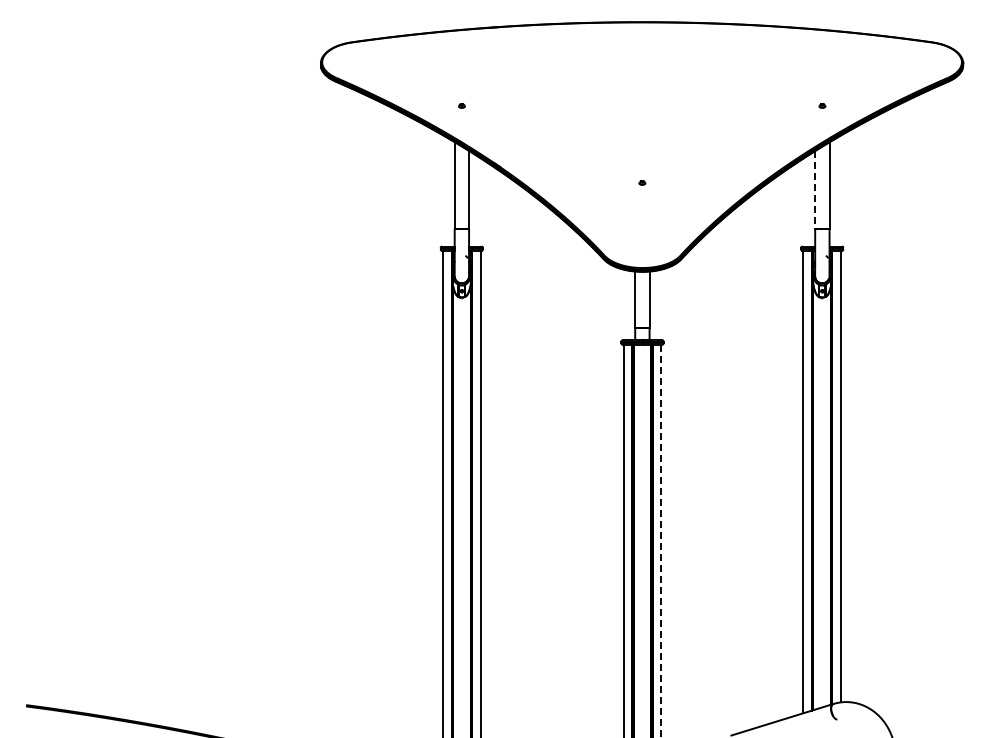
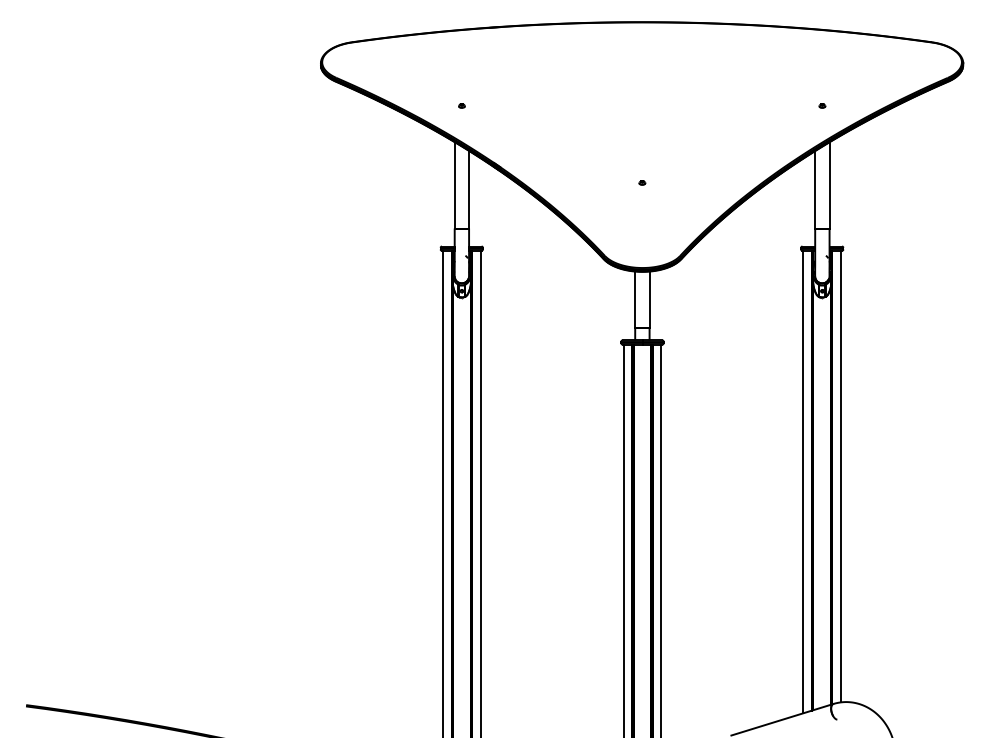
line: dashed -> solid (815, 189)
line: dashed -> solid (661, 541)
